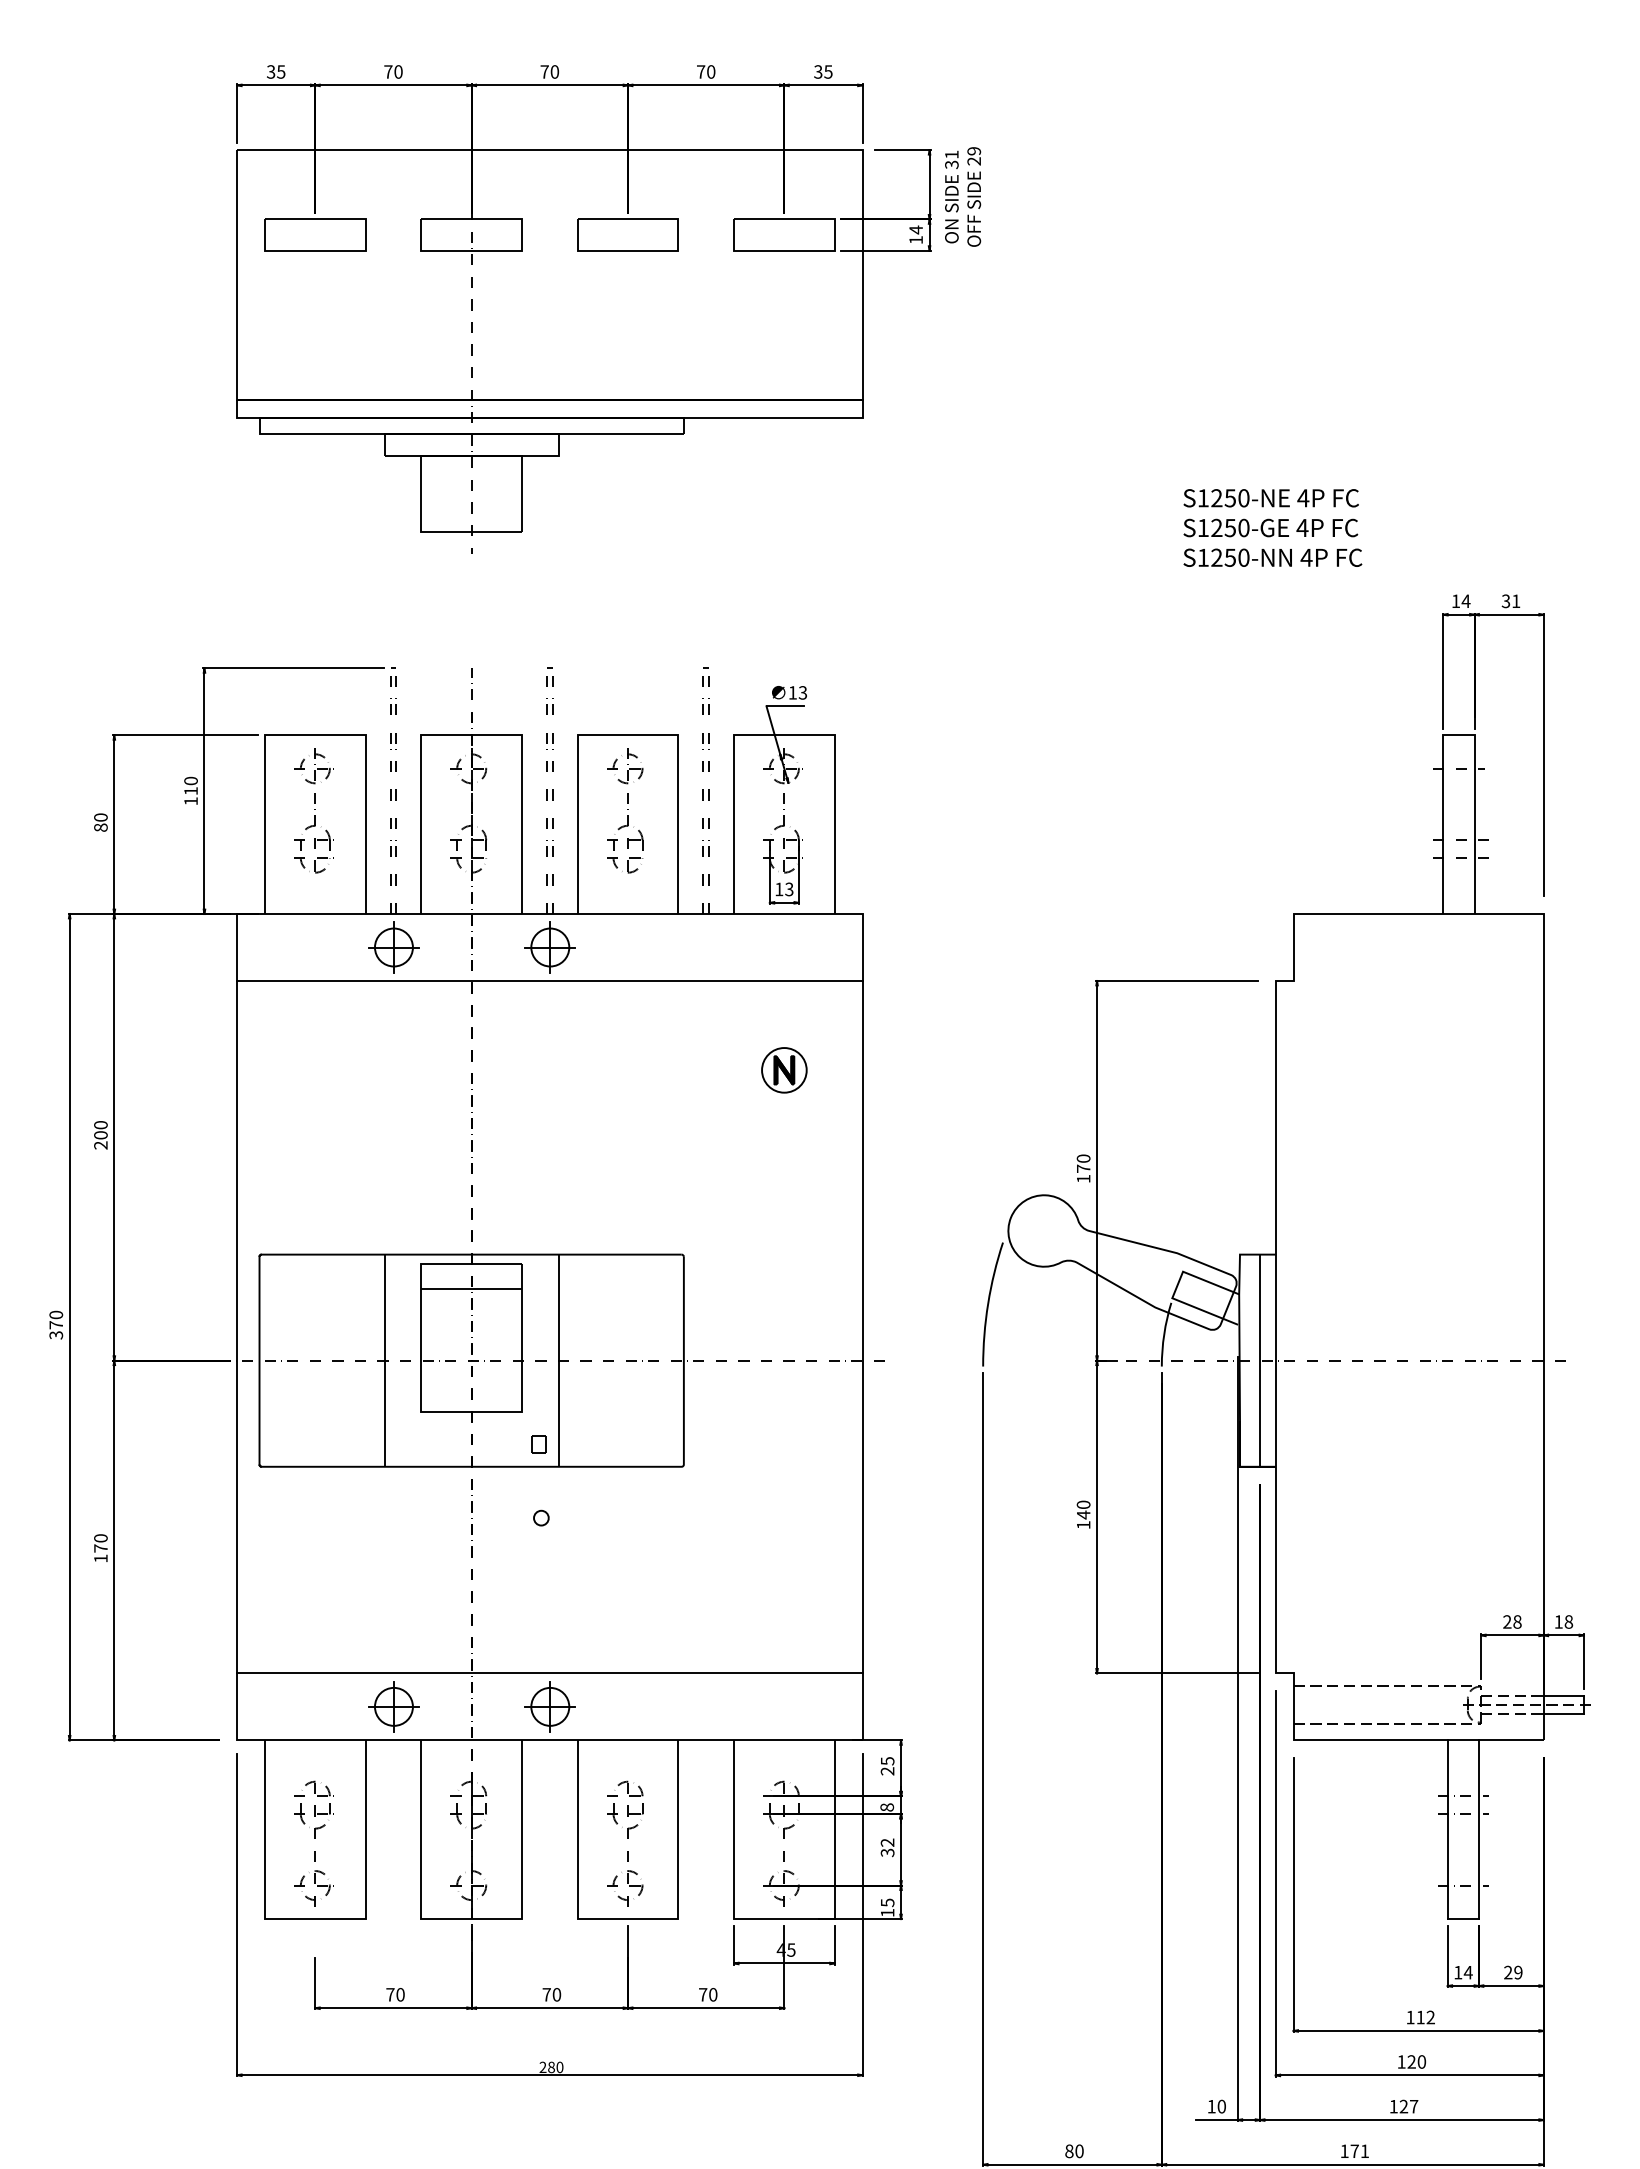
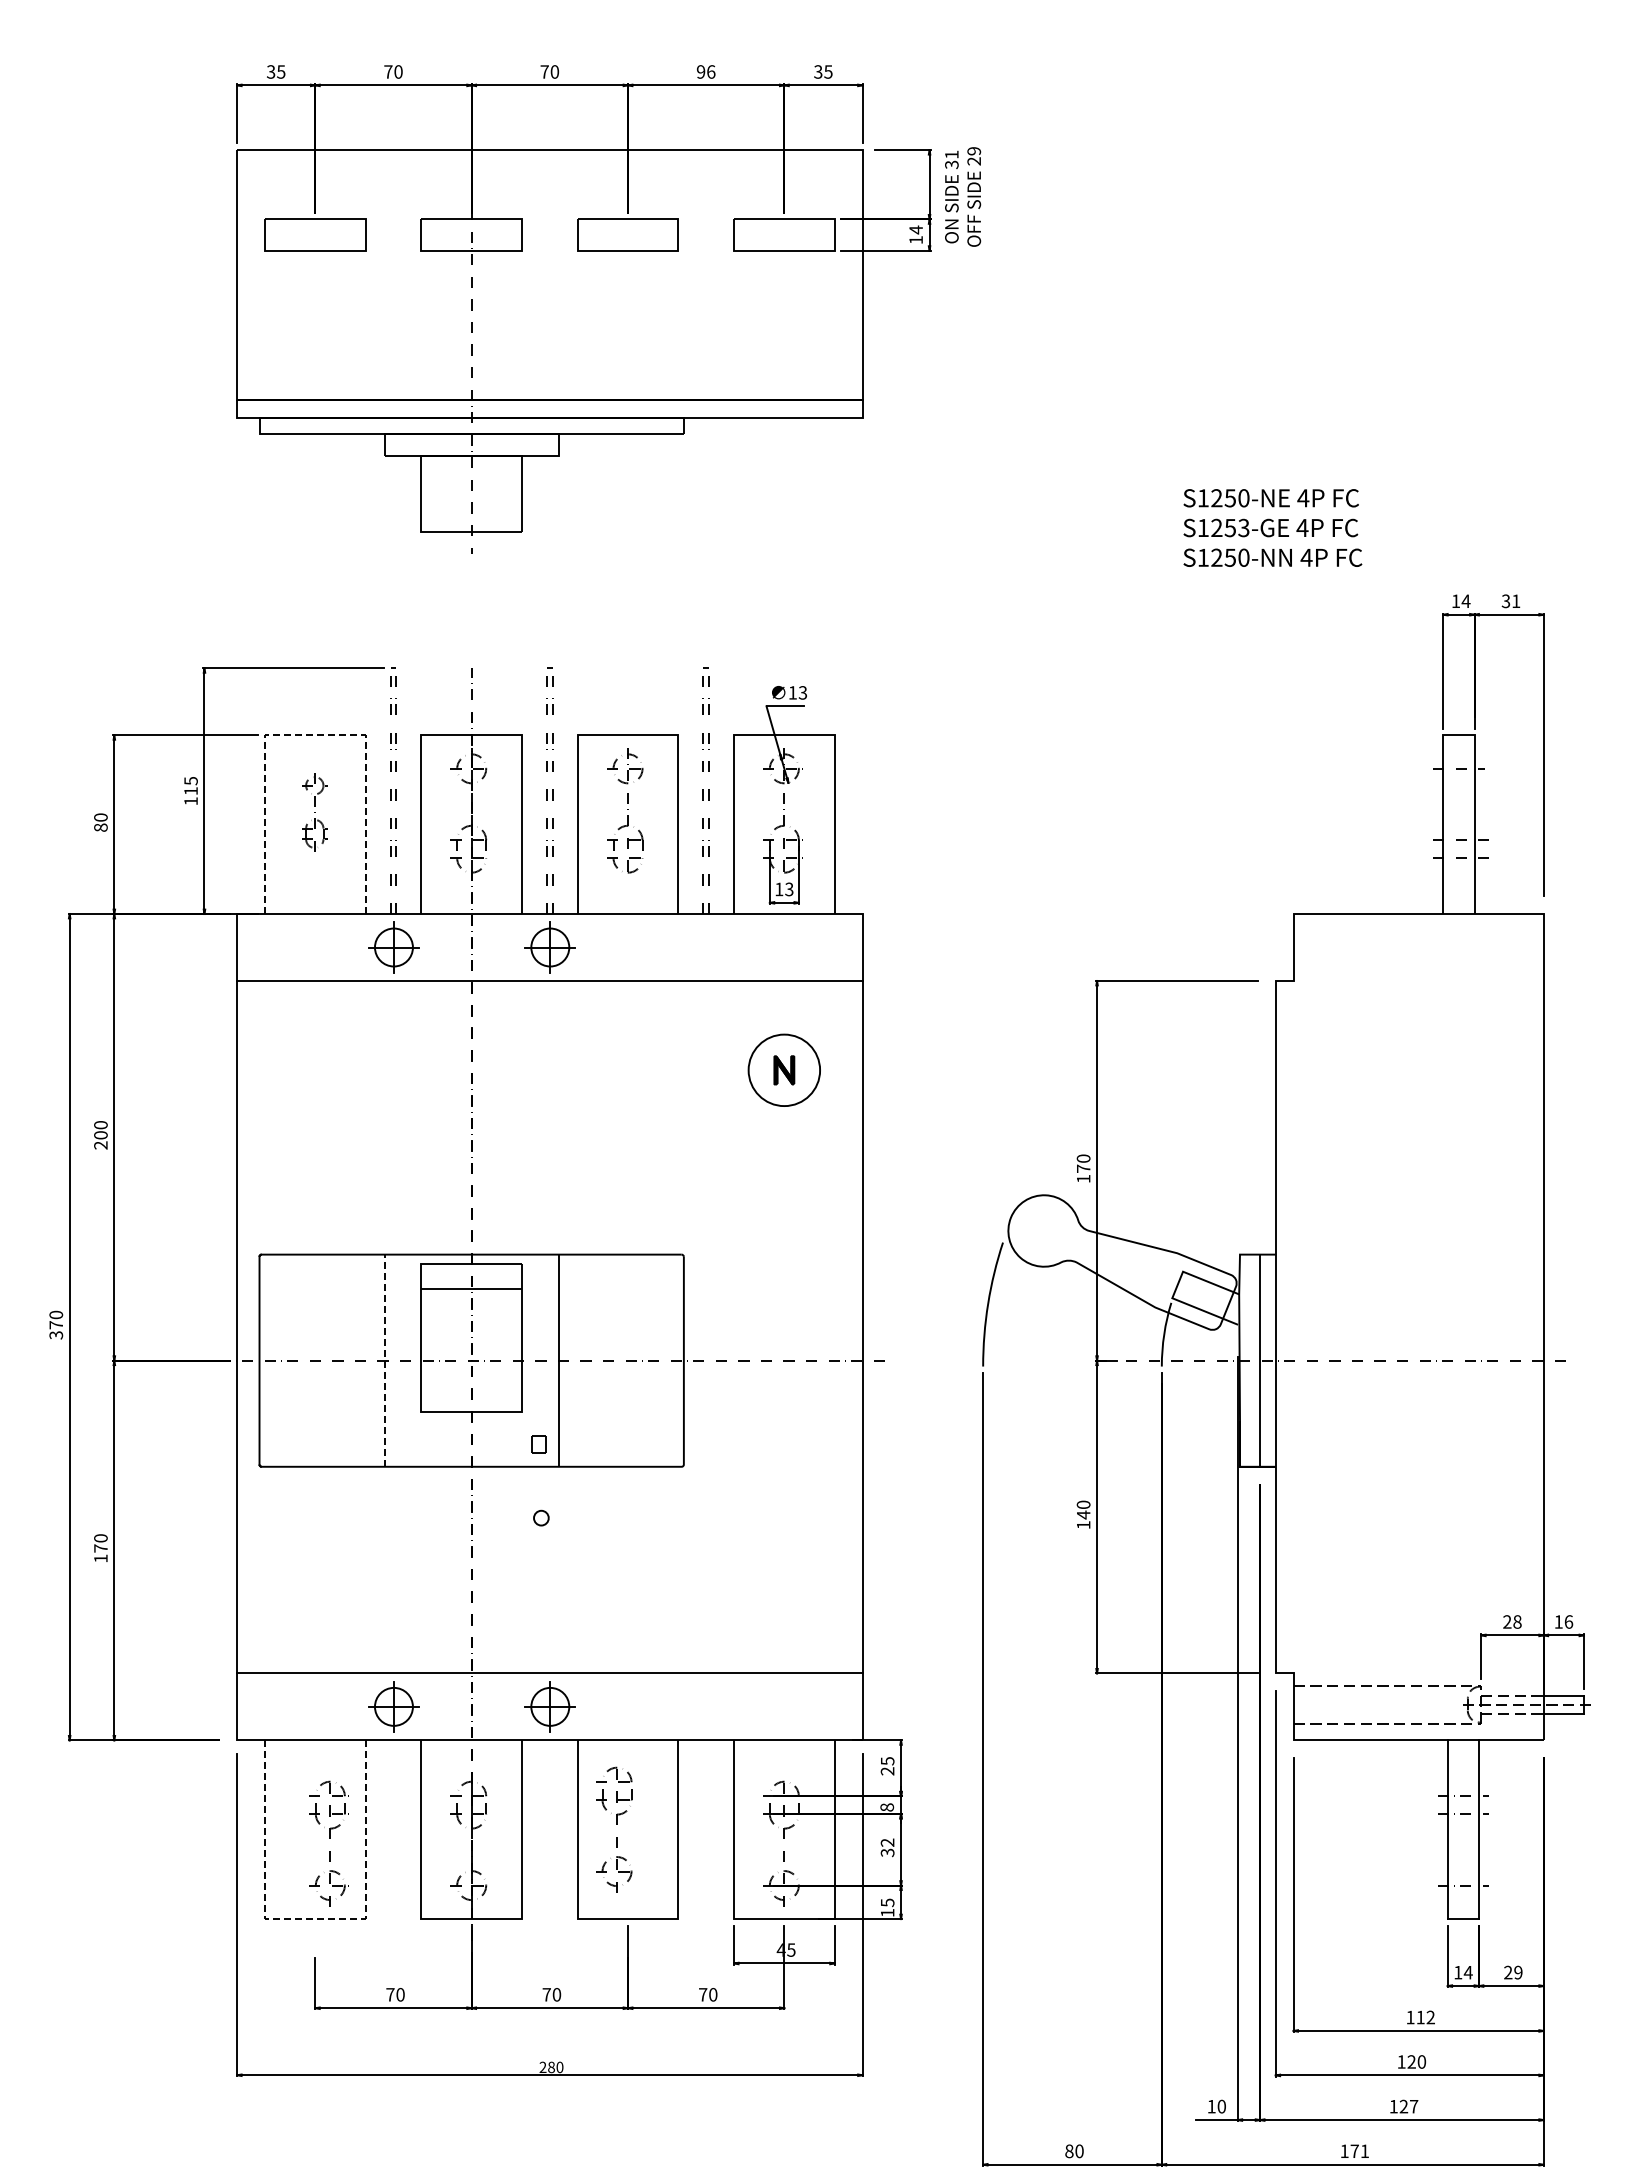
text: 70 -> 96 (705, 71)
text: S1250-GE -> S1253-GE (1243, 528)
line: solid -> dashed (315, 735)
text: 110 -> 115 (190, 780)
part size: 40x126 px -> 26x79 px (314, 812)
circle diameter: 45 px -> 71 px (784, 1070)
line: solid -> dashed (384, 1360)
text: 18 -> 16 (1568, 1621)
part position: (313, 1843) -> (328, 1843) (328, 1843)
part position: (625, 1843) -> (614, 1829) (614, 1829)
line: solid -> dashed (315, 1919)
